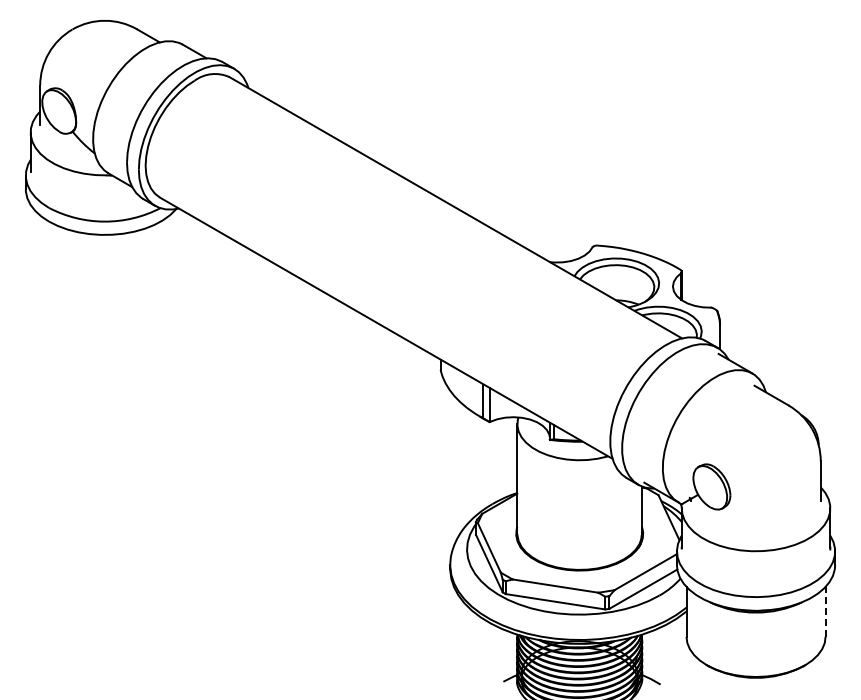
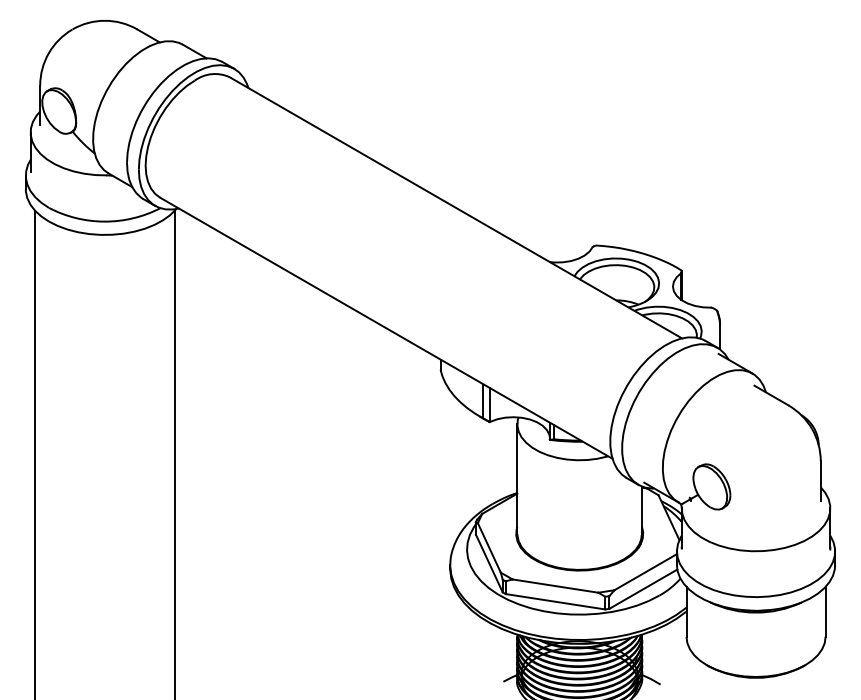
line: none -> present (35, 453)
line: none -> present (174, 453)
line: dashed -> solid (825, 611)
